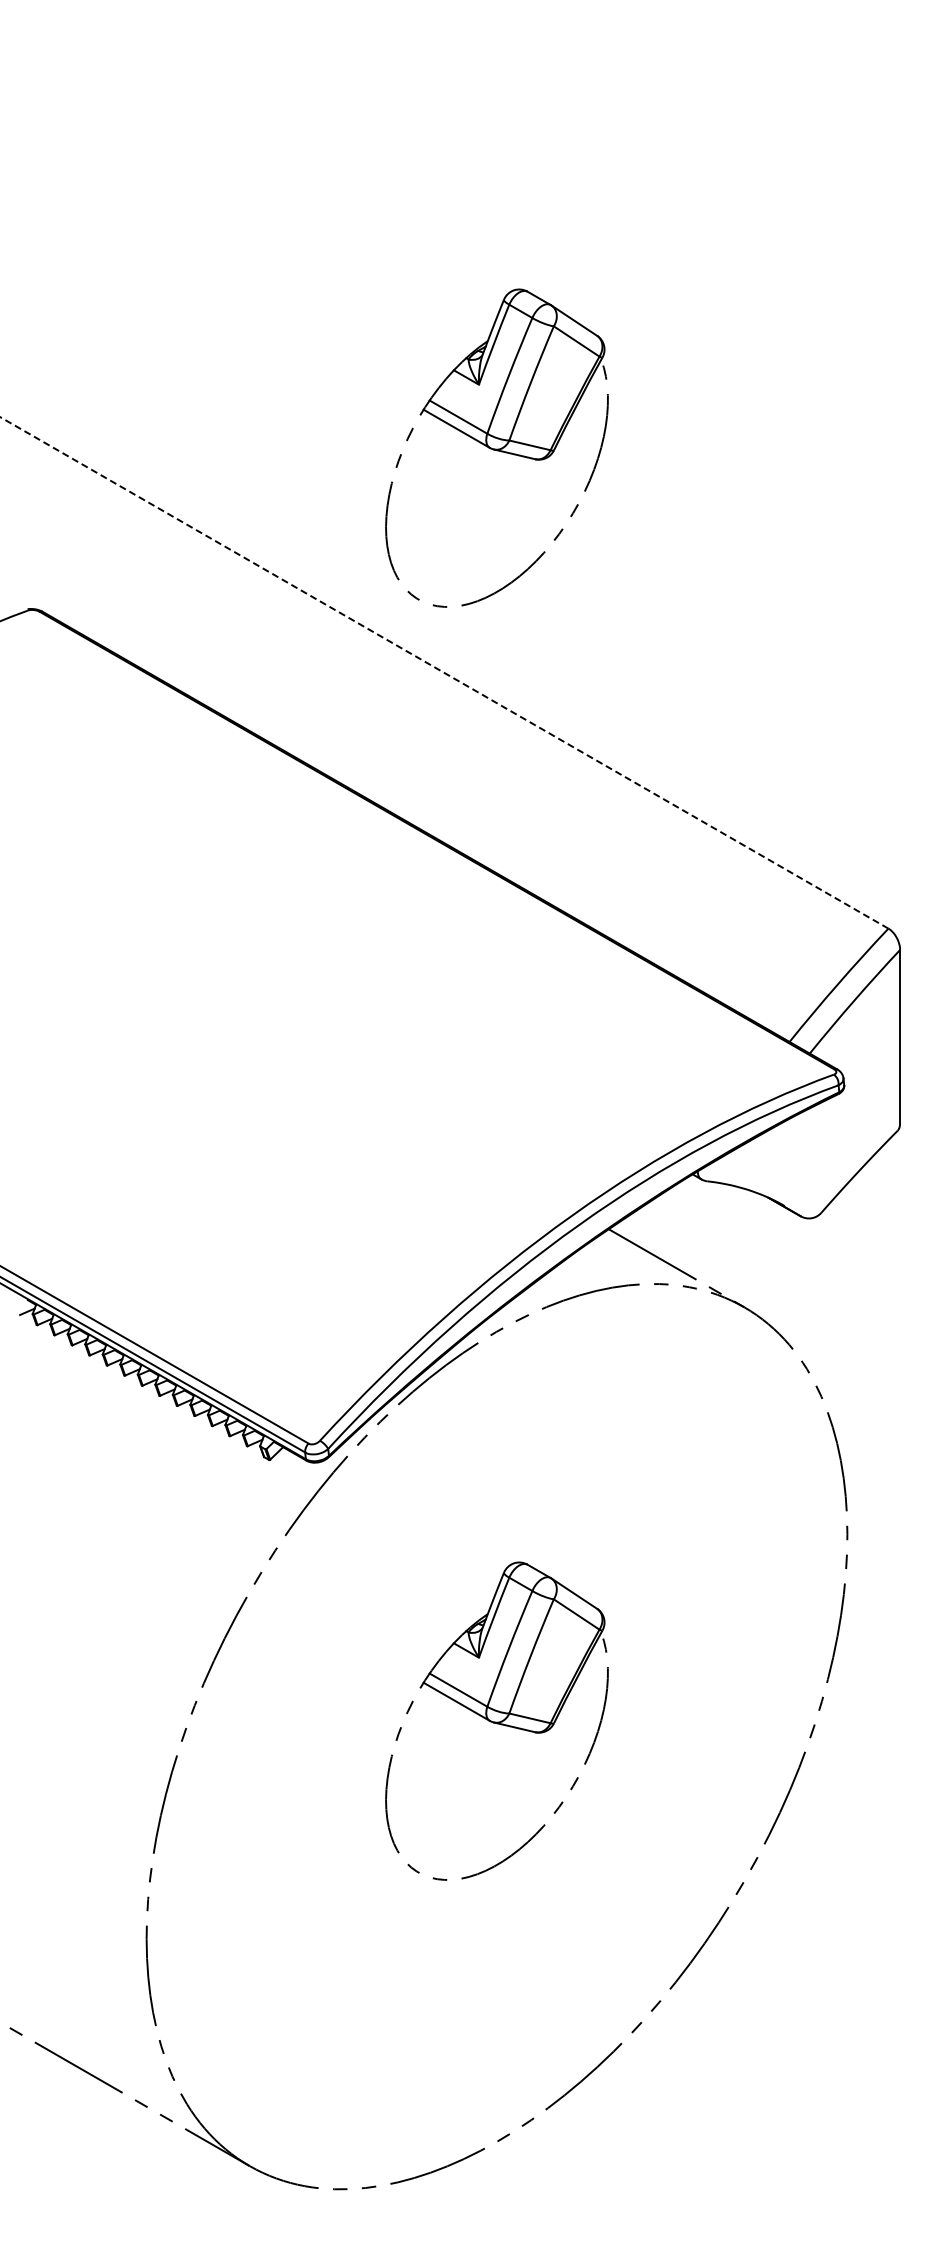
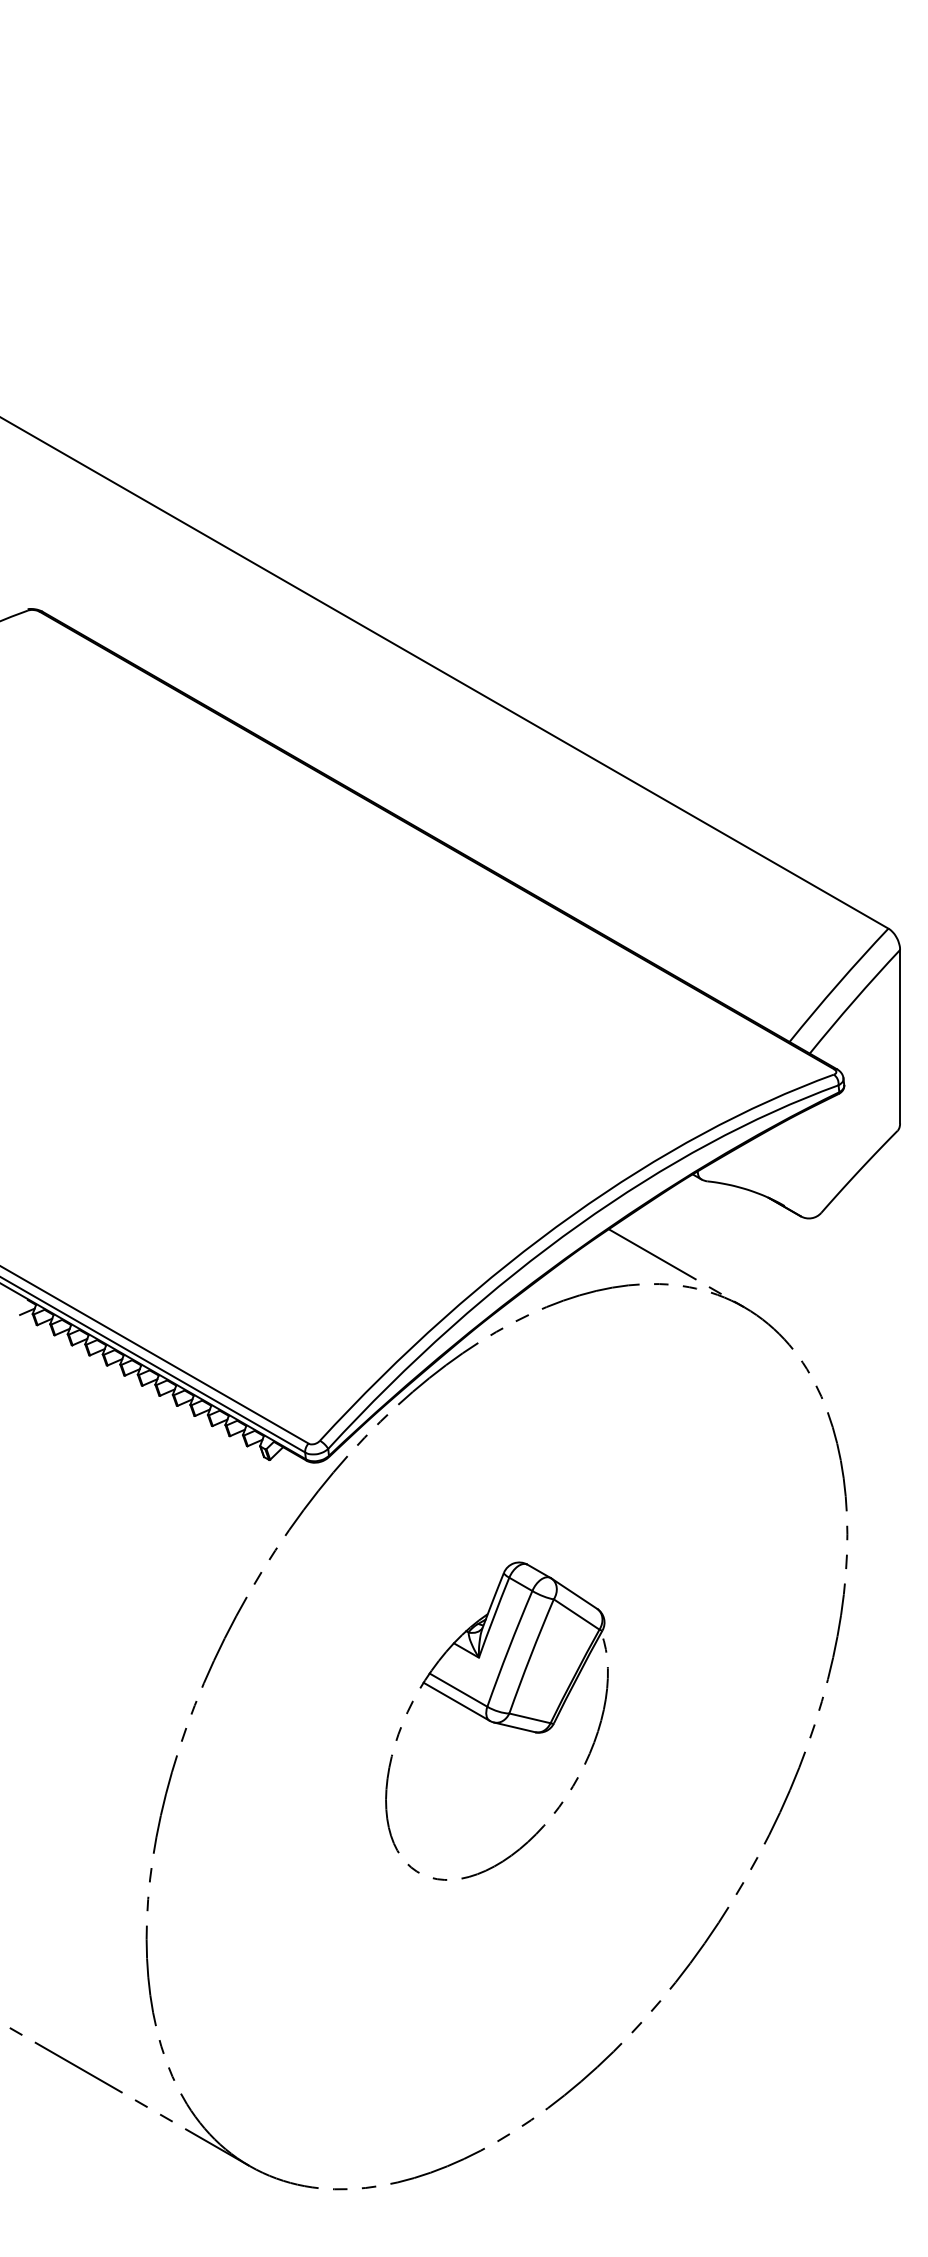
part: present -> none (496, 447)
line: dashed -> solid (444, 672)
